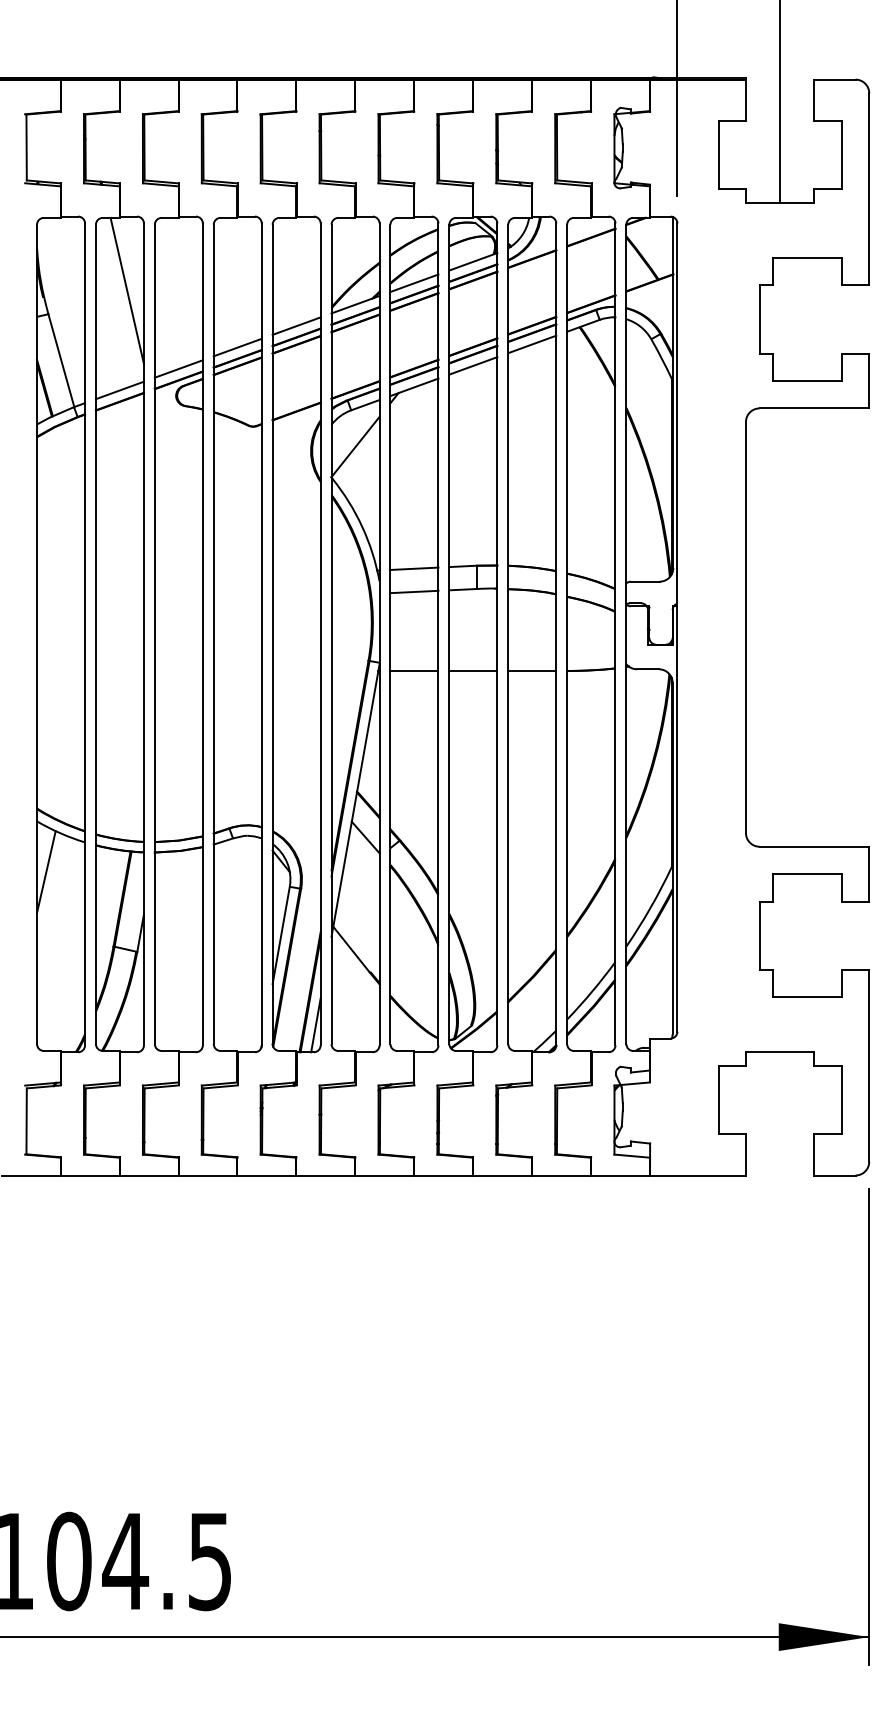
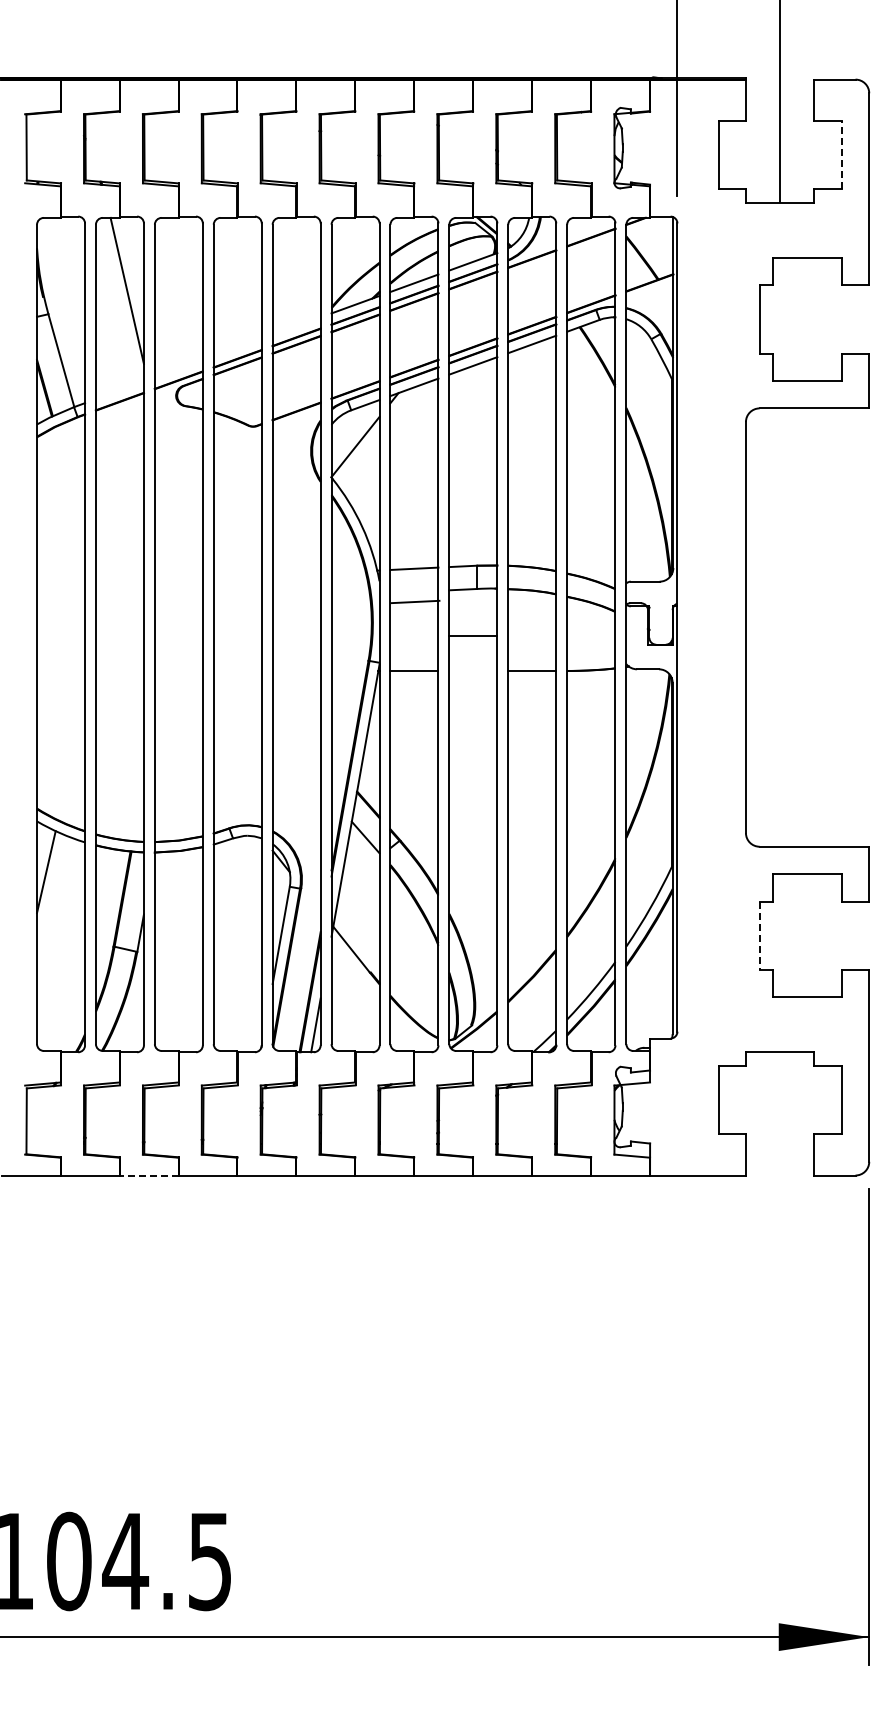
line: solid -> dashed (841, 154)
line: present -> none (296, 325)
line: present -> none (237, 347)
line: present -> none (178, 368)
line: present -> none (119, 390)
line position: (414, 591) -> (415, 601) (415, 601)
line position: (473, 671) -> (473, 636) (473, 636)
line: solid -> dashed (759, 936)
line: solid -> dashed (148, 1175)
